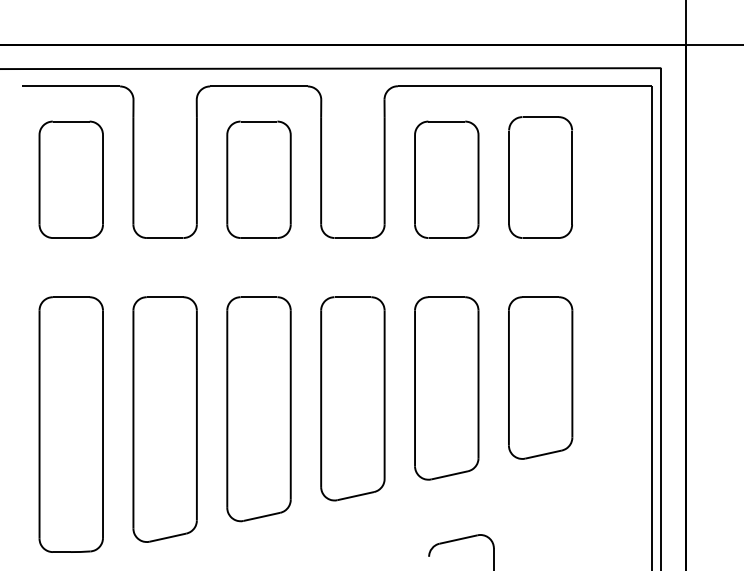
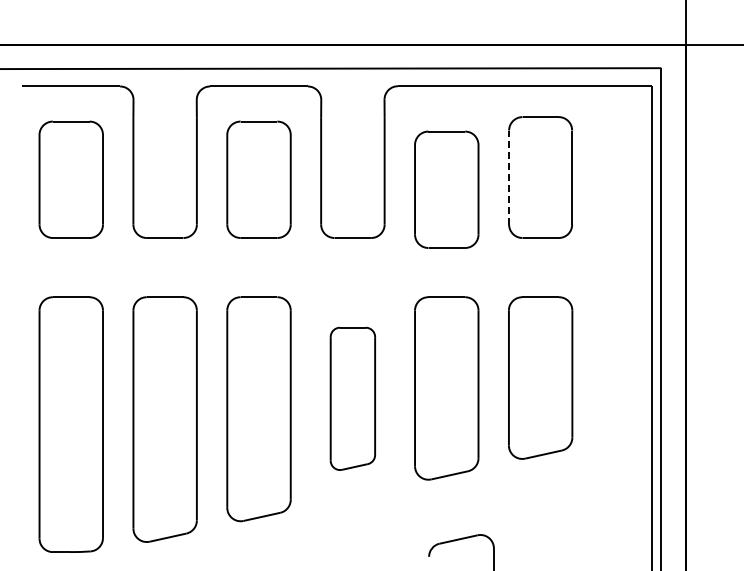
line: solid -> dashed (509, 177)
part position: (446, 179) -> (446, 189) (446, 189)
part size: 66x206 px -> 47x145 px (352, 398)
